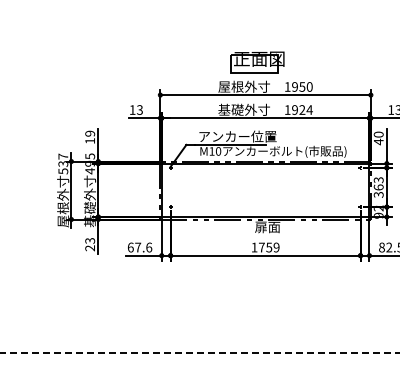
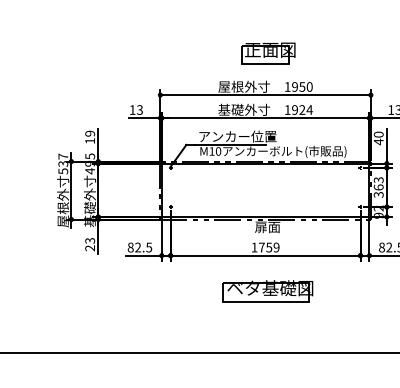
part position: (257, 62) -> (268, 53) (268, 53)
text: 67.6 -> 82.5 (139, 247)
part: none -> present (267, 291)
line: dashed -> solid (200, 352)
